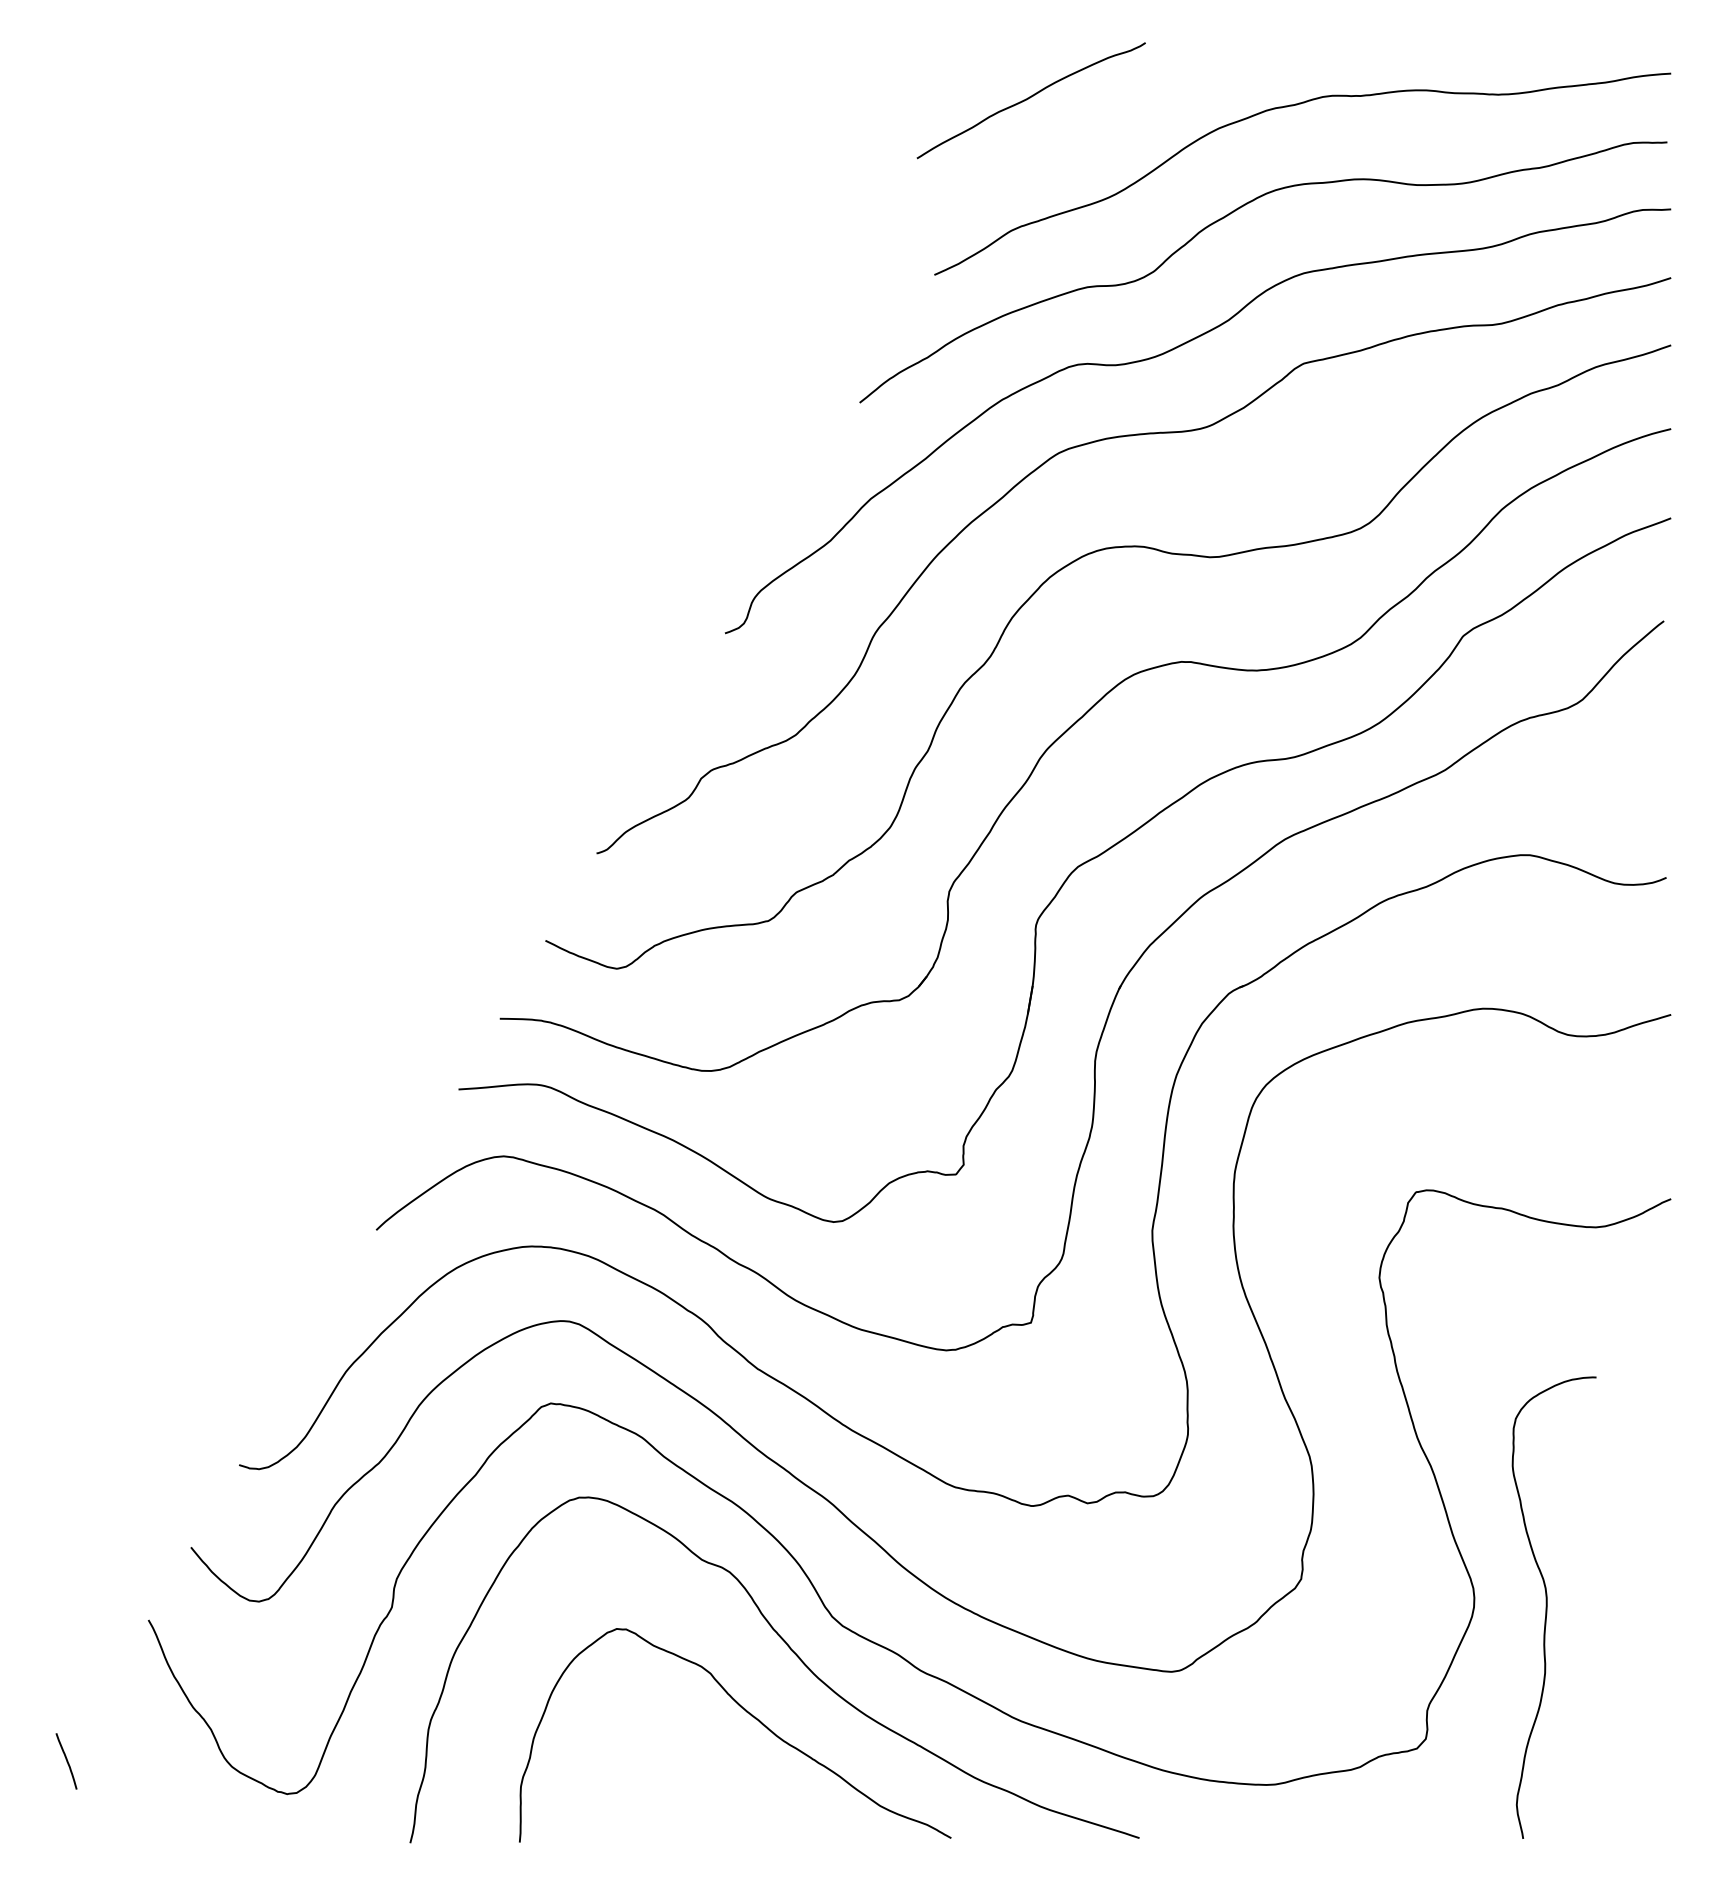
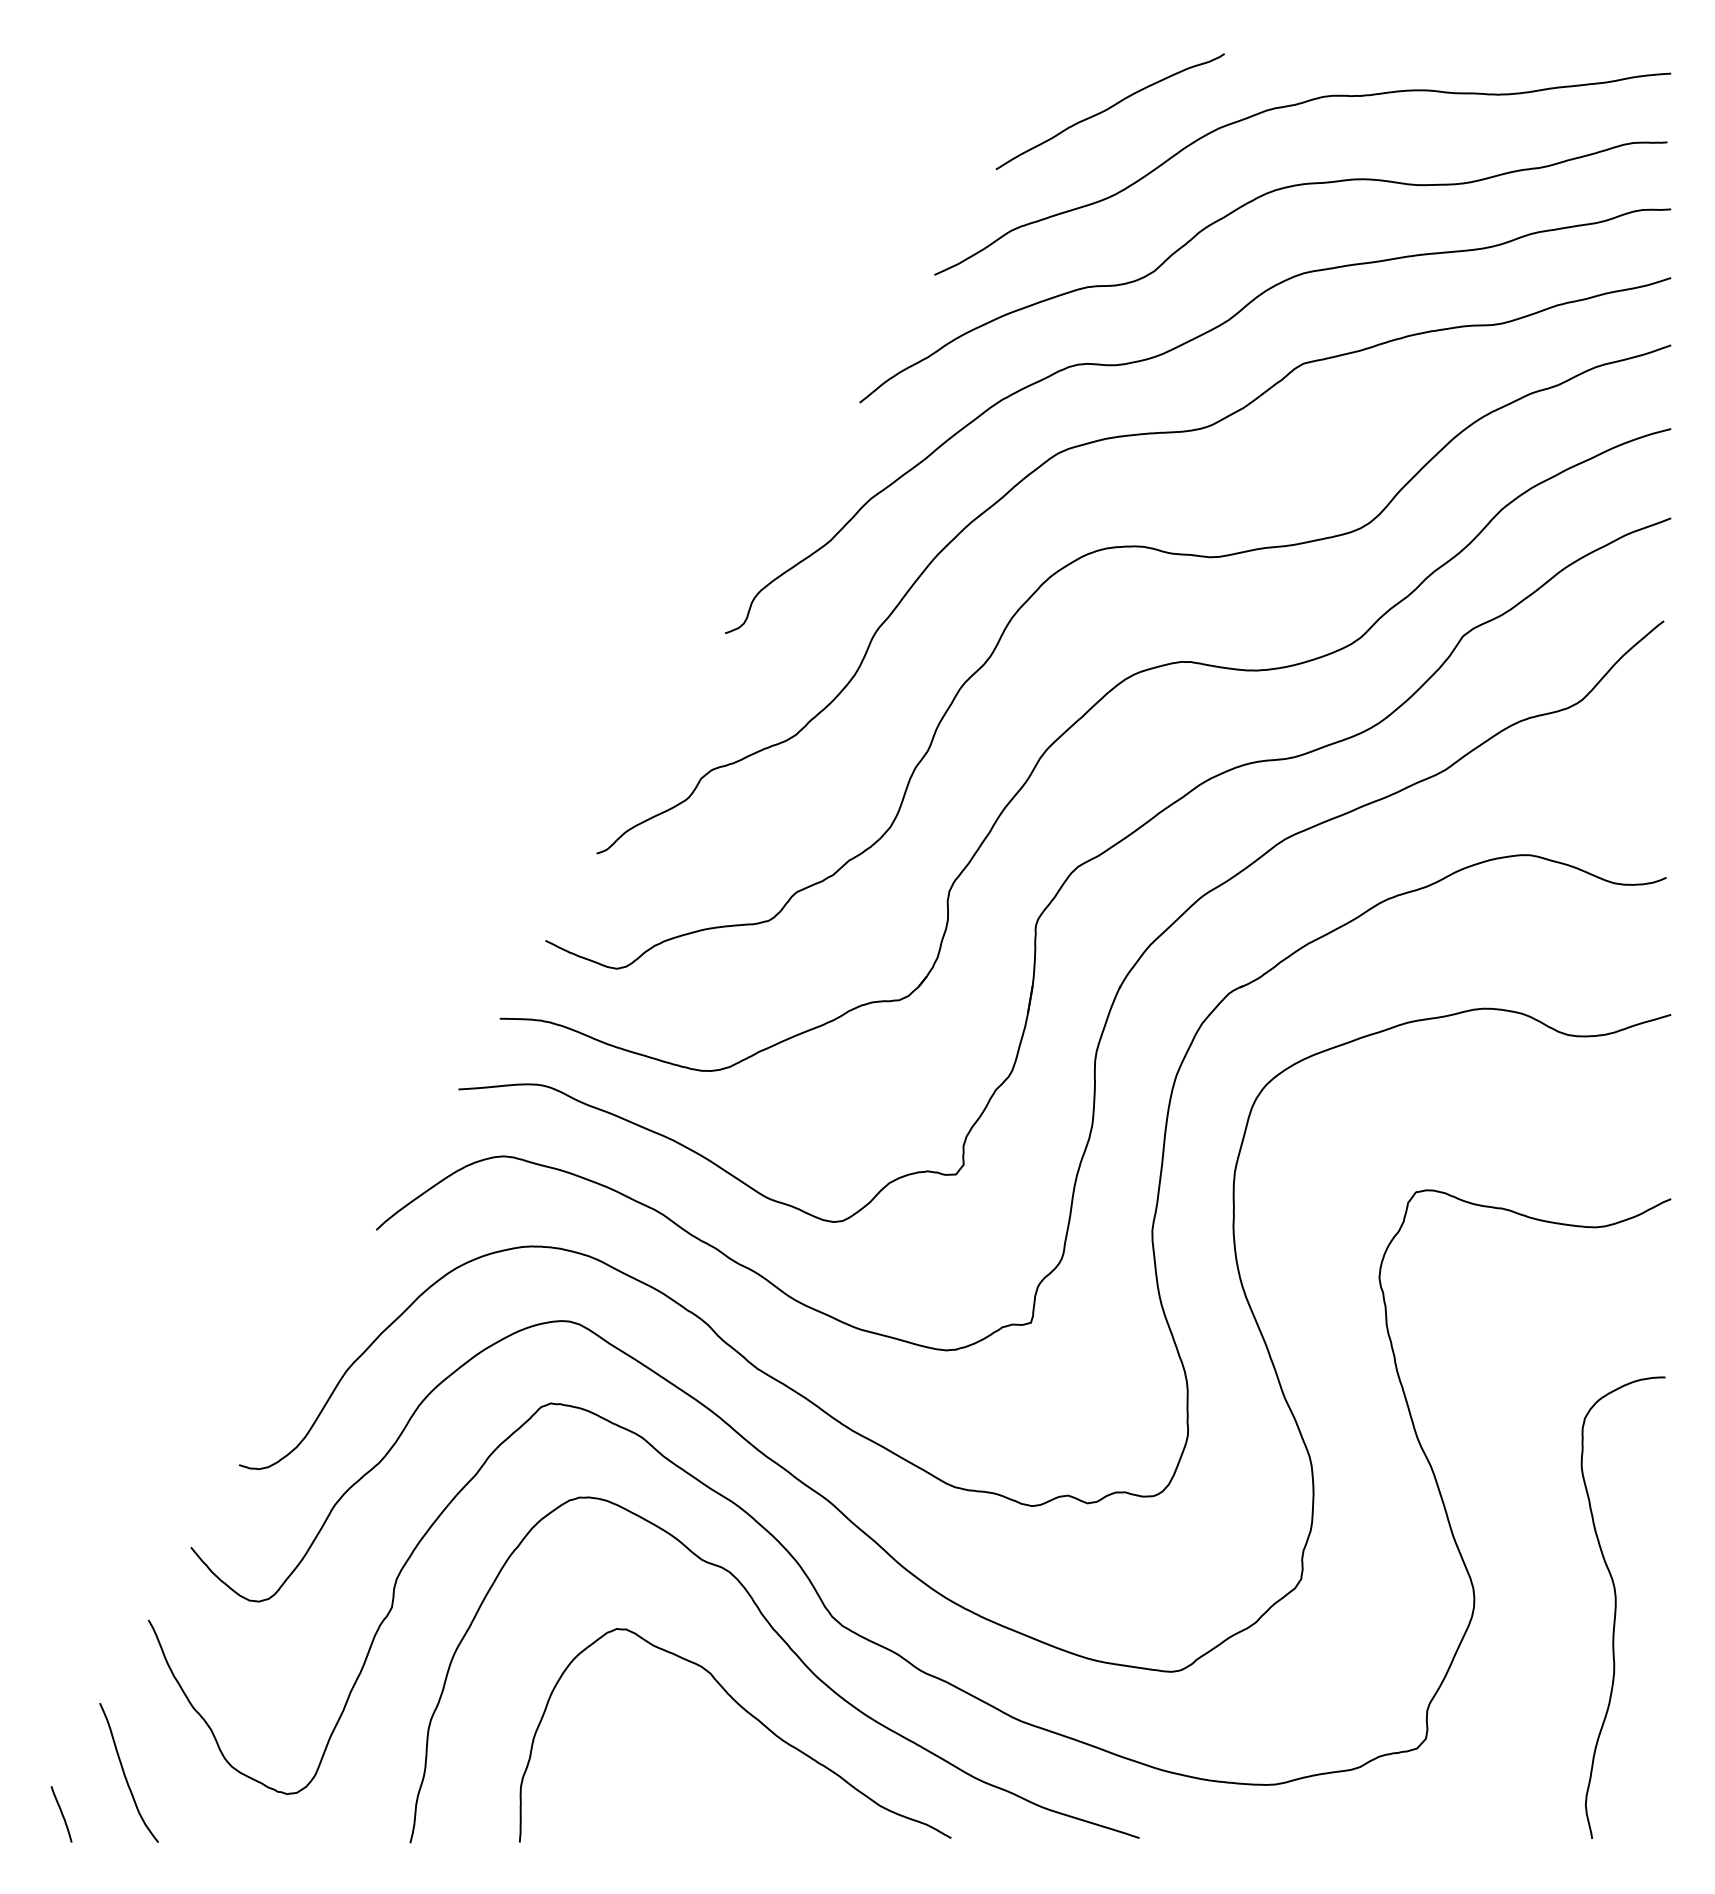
curve position: (1030, 98) -> (1109, 109) (1109, 109)
curve position: (1547, 1607) -> (1616, 1607) (1616, 1607)
curve position: (66, 1761) -> (61, 1814) (61, 1814)
curve: none -> present (125, 1773)
